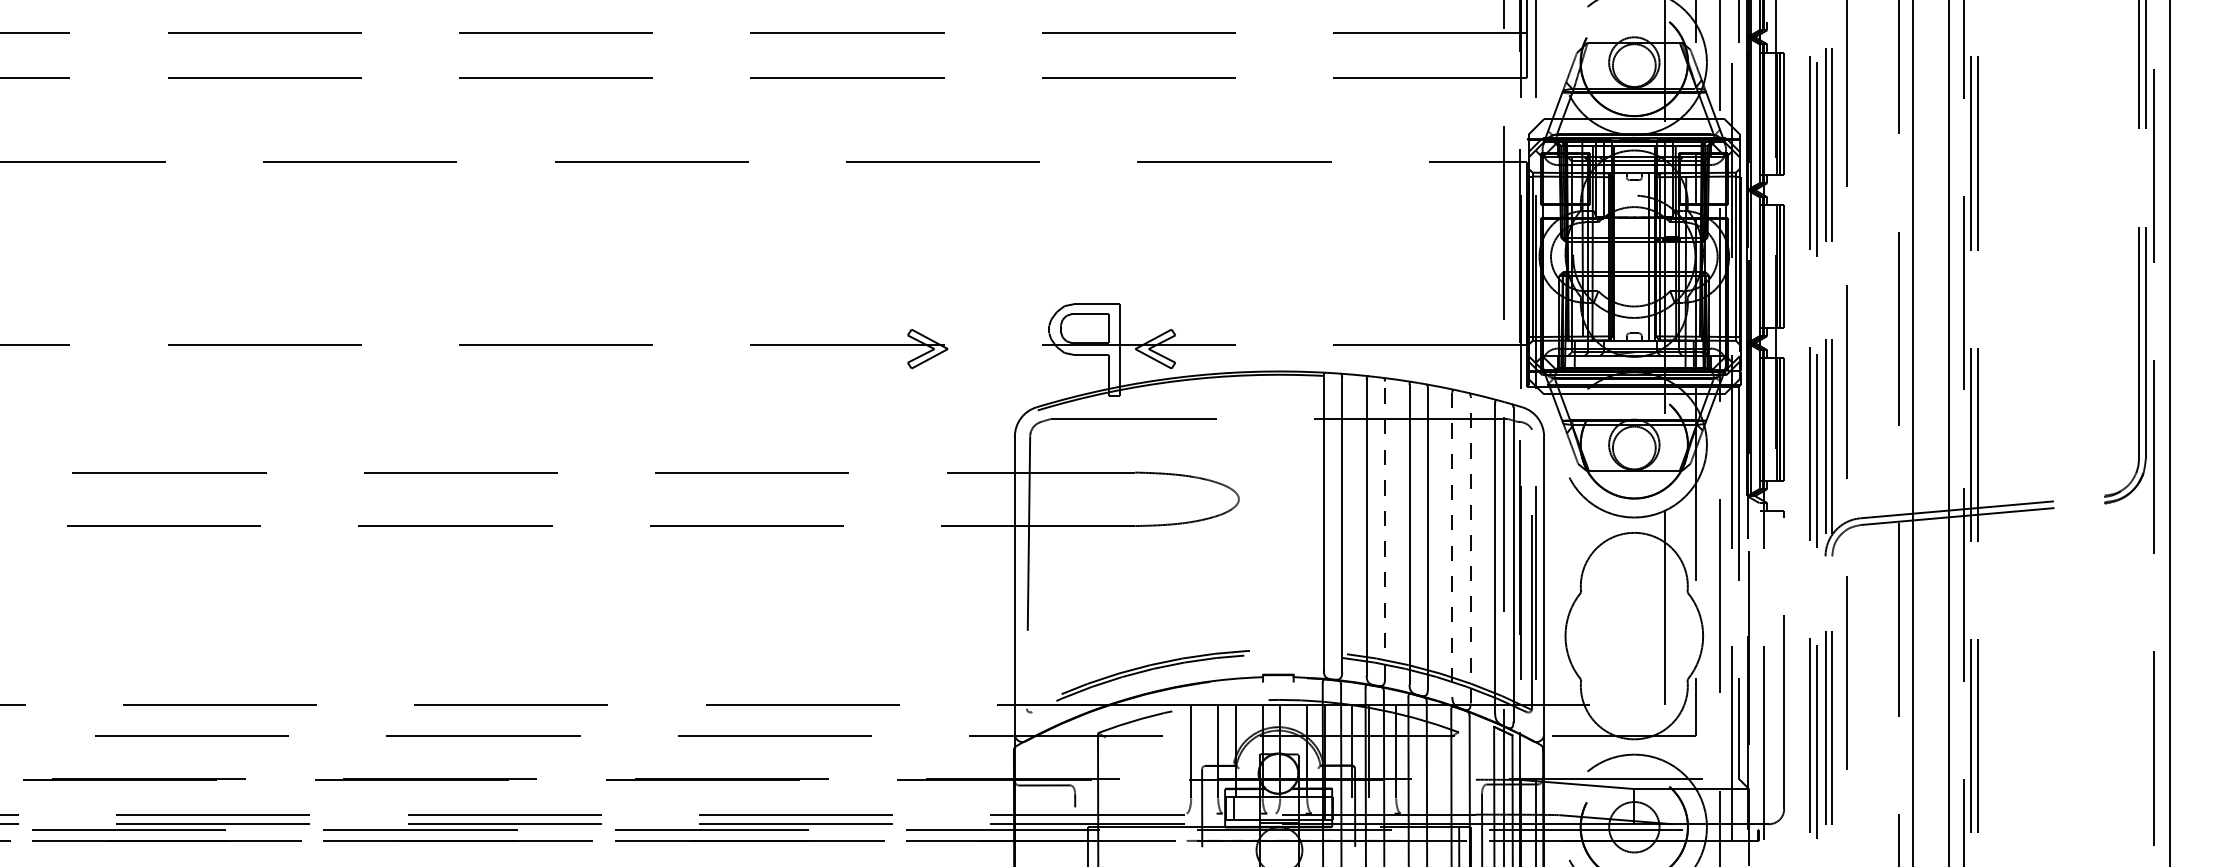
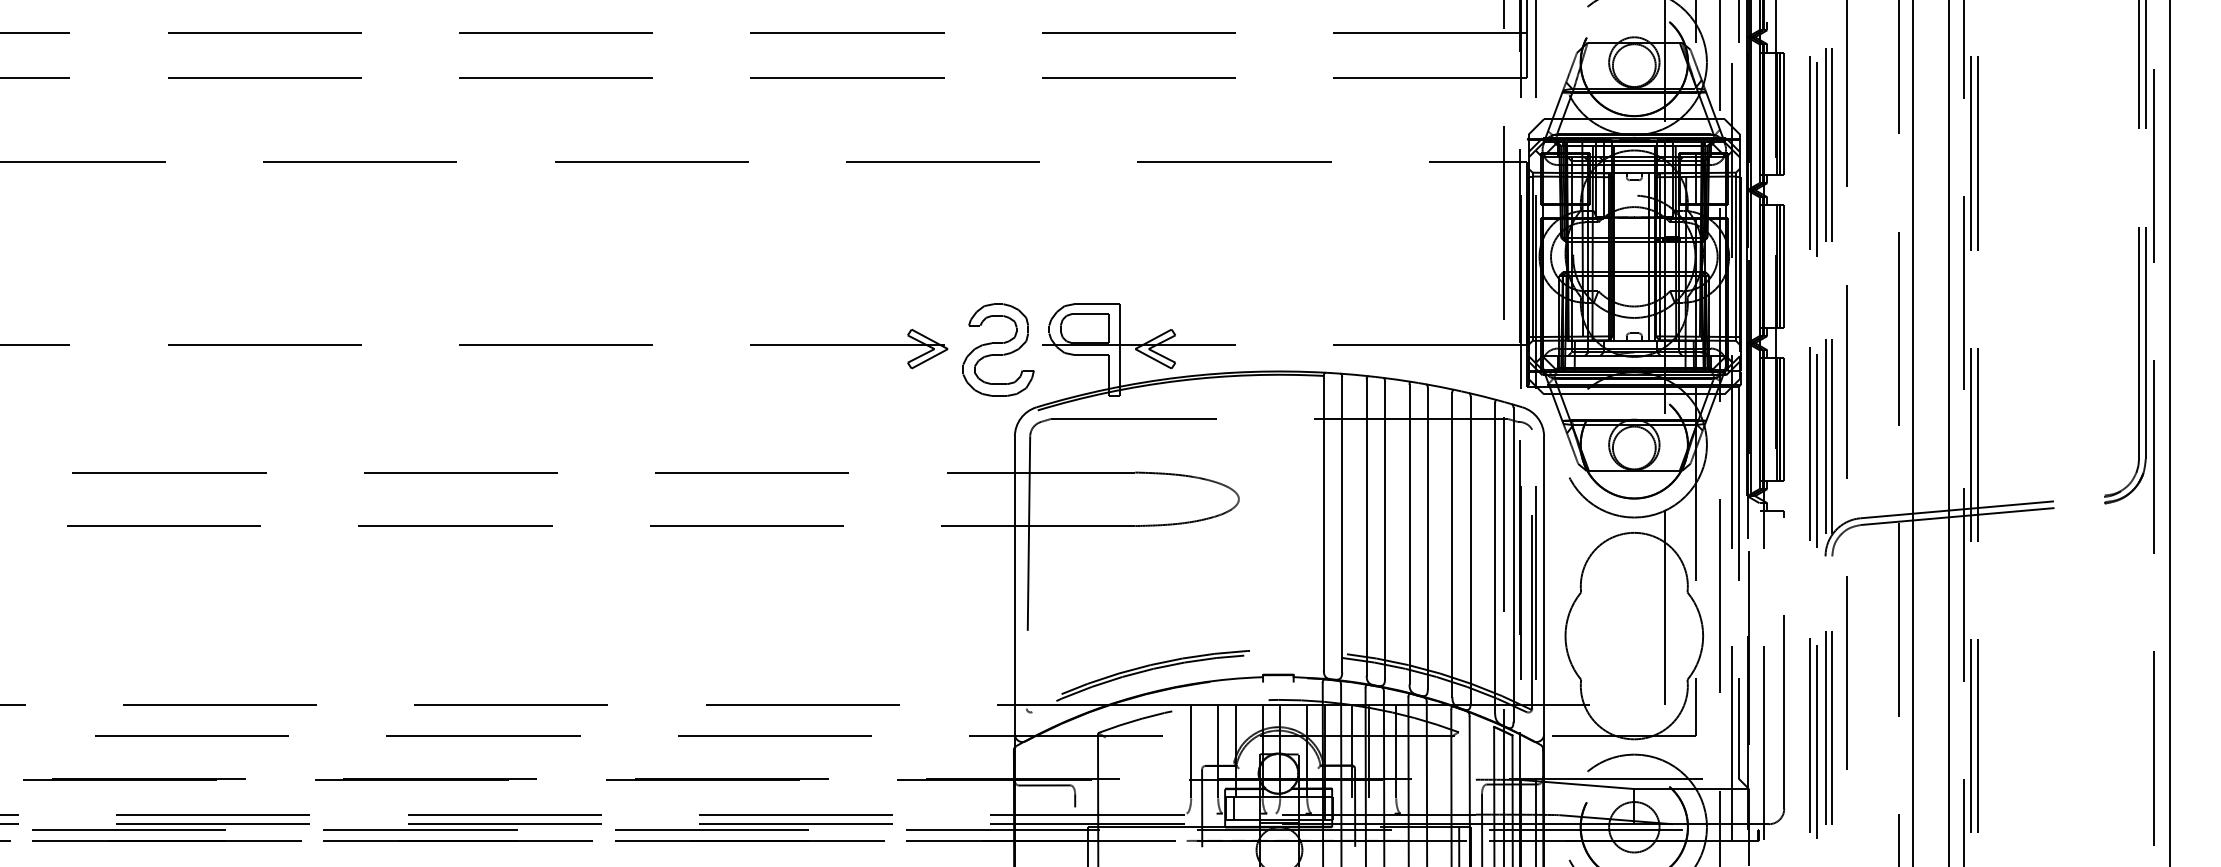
part: none -> present (998, 349)
line: dashed -> solid (1385, 530)
line: dashed -> solid (1452, 545)
line: dashed -> solid (1470, 549)
